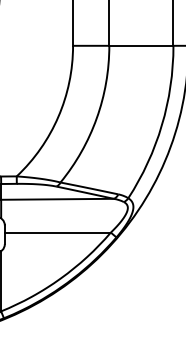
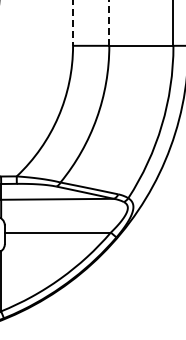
line: solid -> dashed (109, 22)
line: solid -> dashed (73, 23)
